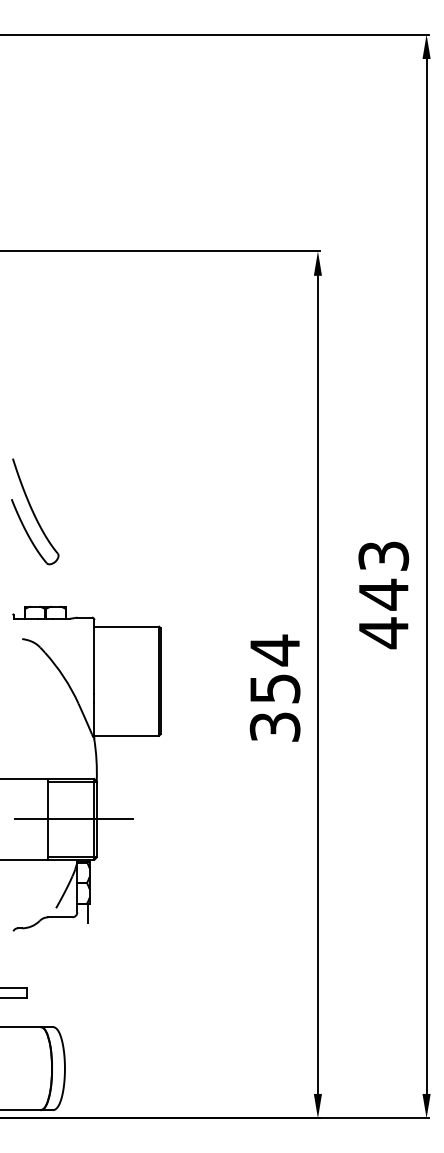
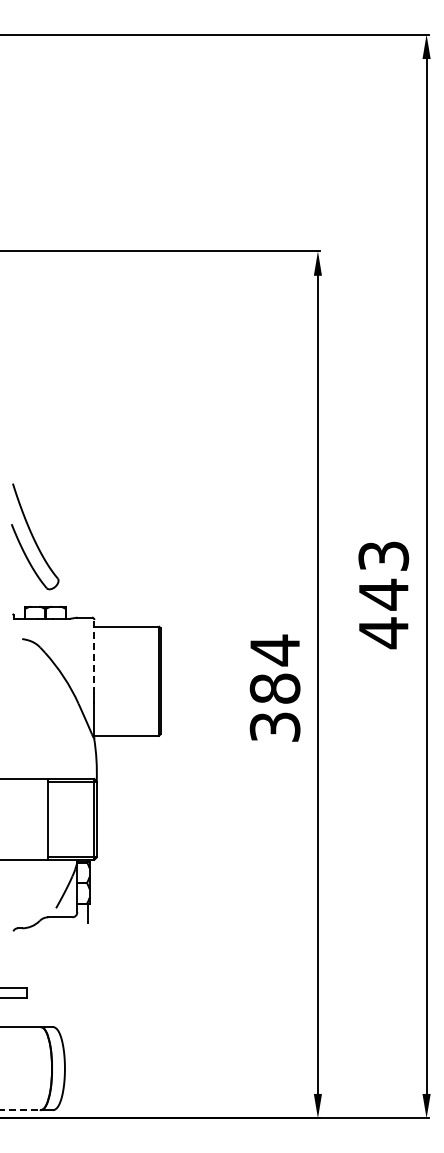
part position: (35, 511) -> (35, 536) (35, 536)
line: solid -> dashed (94, 656)
text: 354 -> 384 (274, 688)
line: present -> none (67, 819)
line: solid -> dashed (21, 1109)
